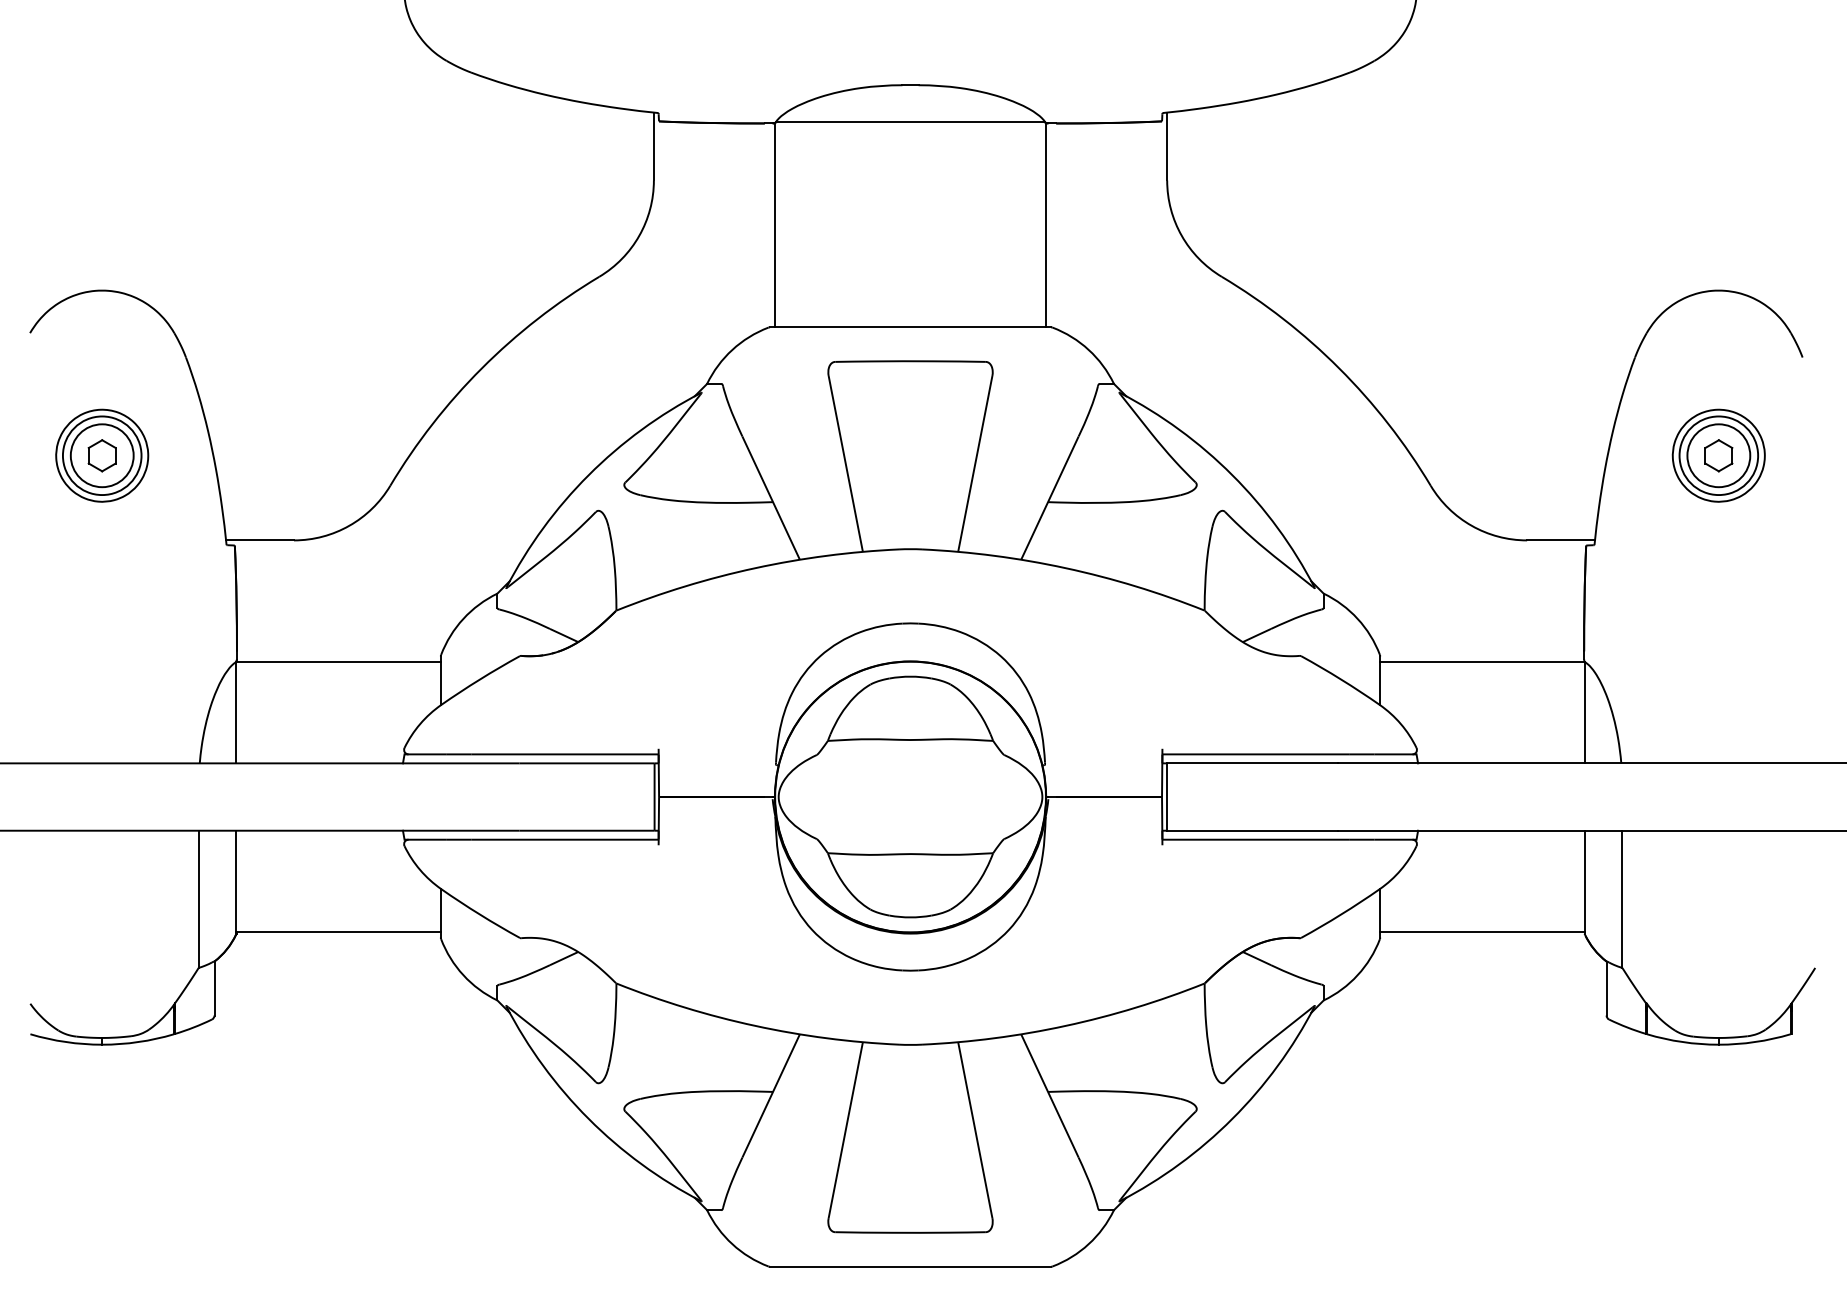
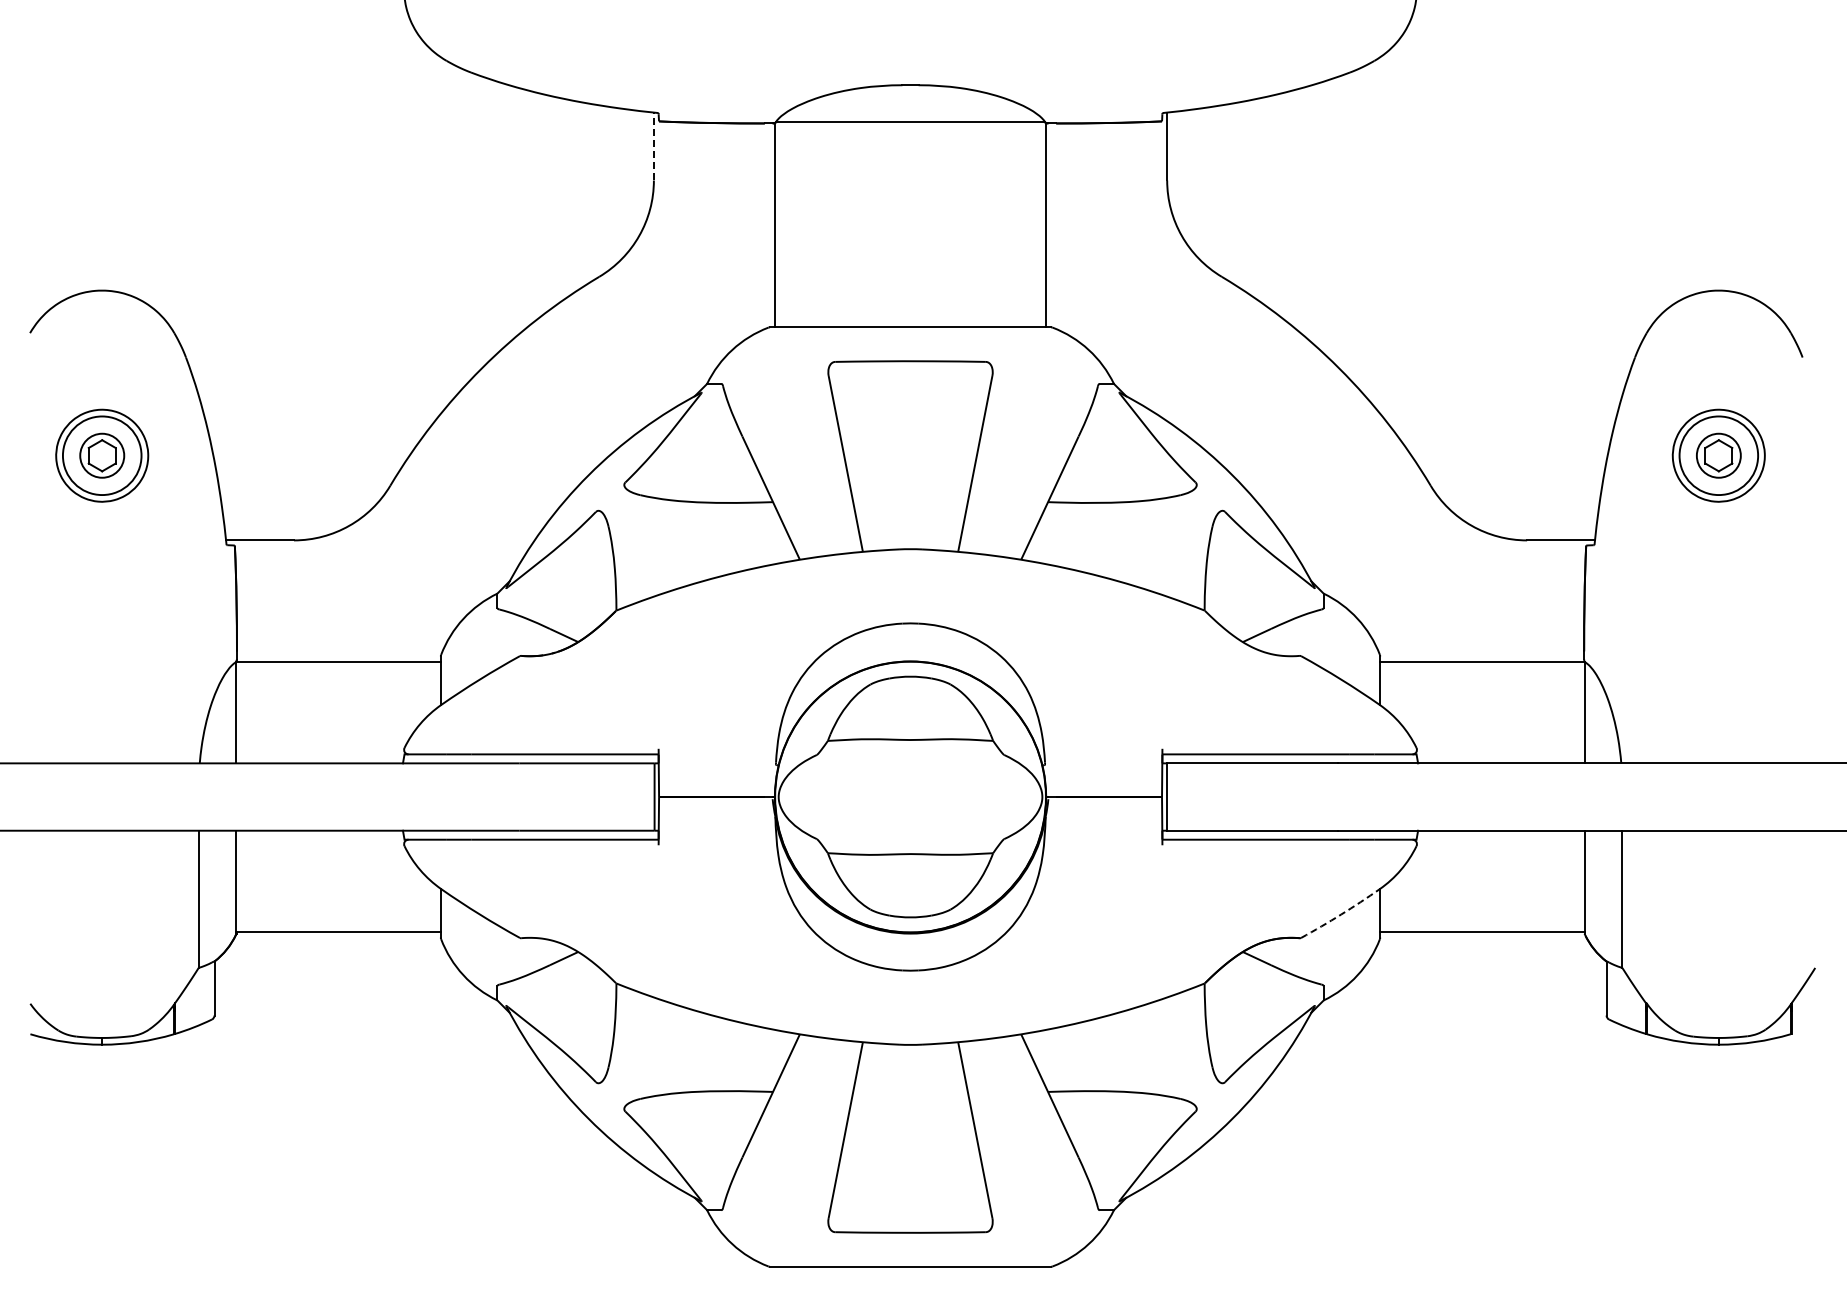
line: solid -> dashed (653, 146)
circle diameter: 63 px -> 44 px (102, 455)
circle diameter: 63 px -> 44 px (1718, 455)
arc: solid -> dashed (1341, 914)
